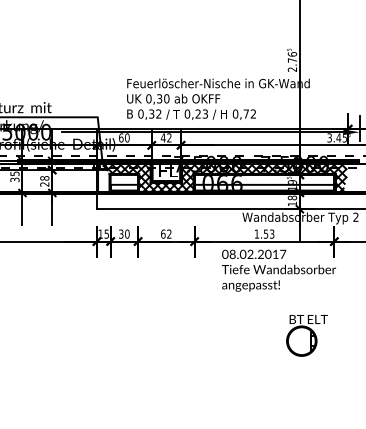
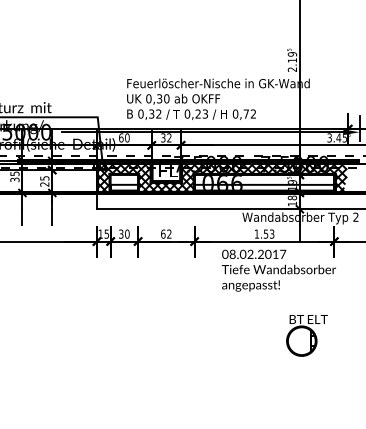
text: 2.76 -> 2.19 (292, 57)
text: 42 -> 32 (162, 137)
hatch: none -> present (103, 177)
text: 28 -> 25 (44, 178)
